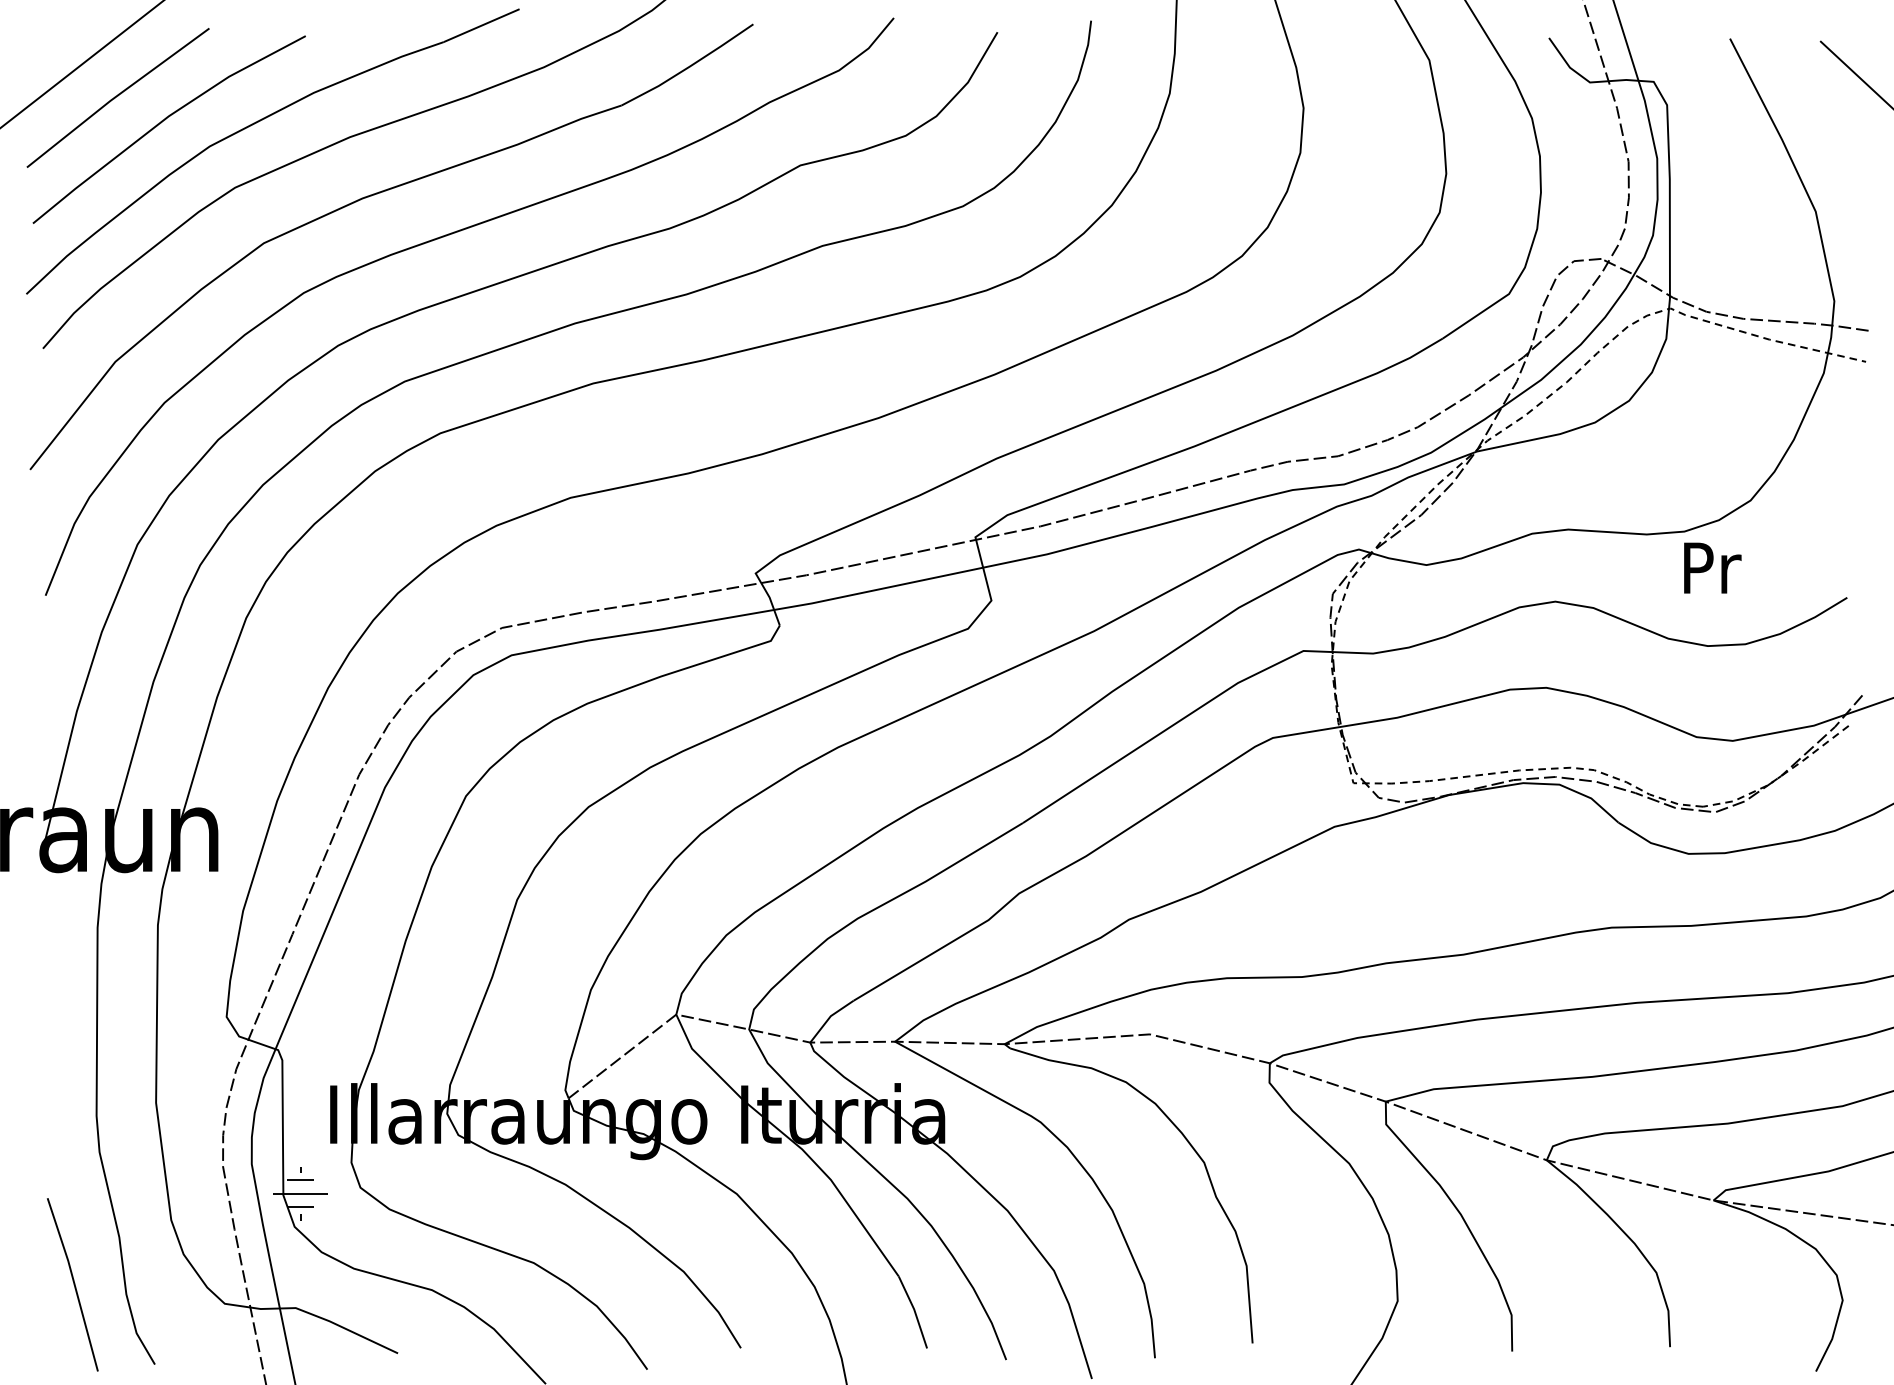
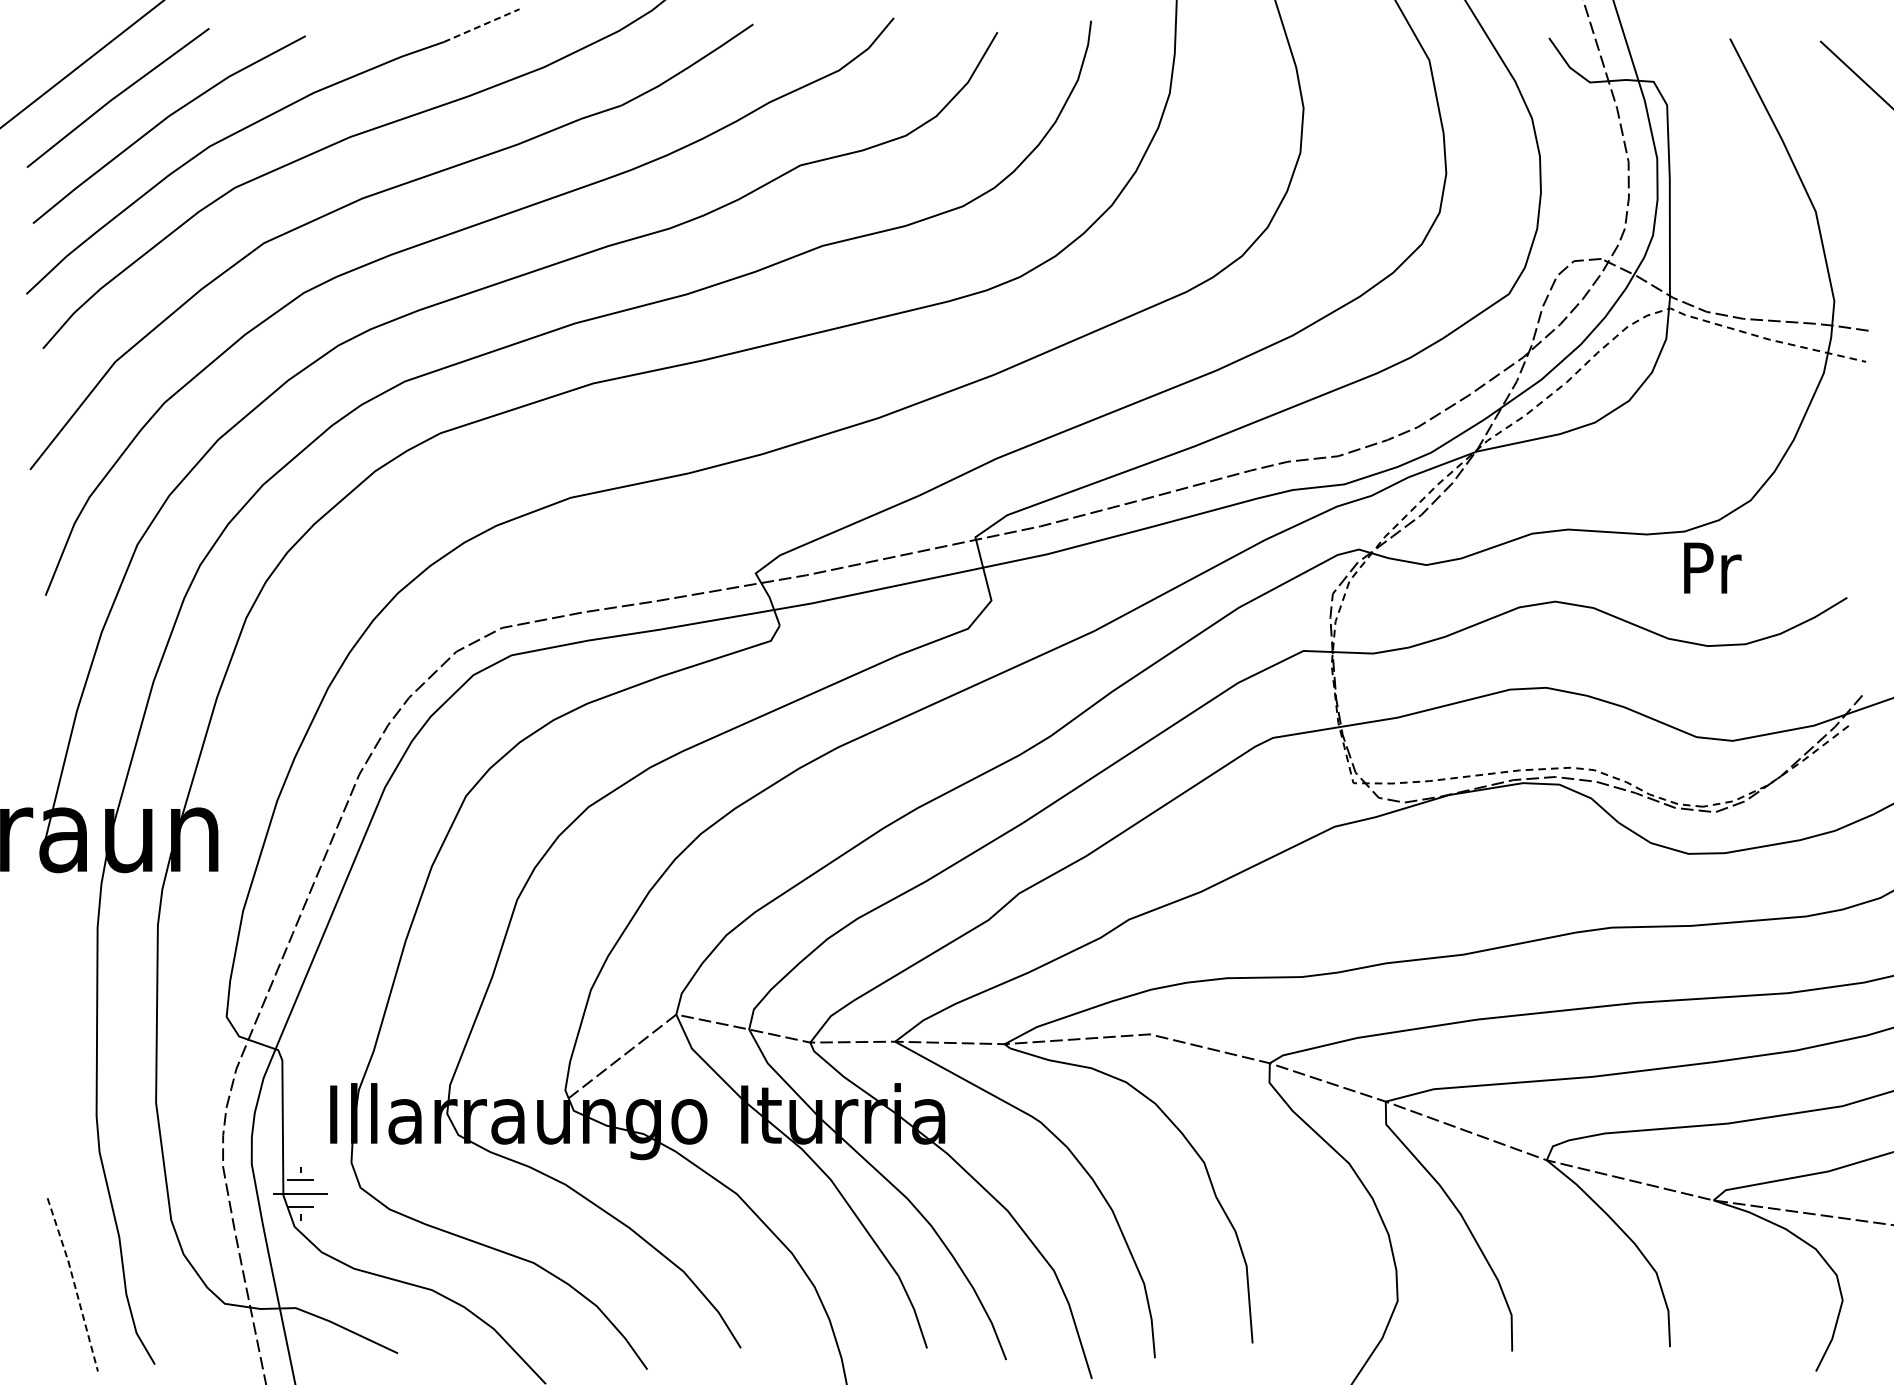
line: solid -> dashed (482, 25)
line: solid -> dashed (74, 1284)
